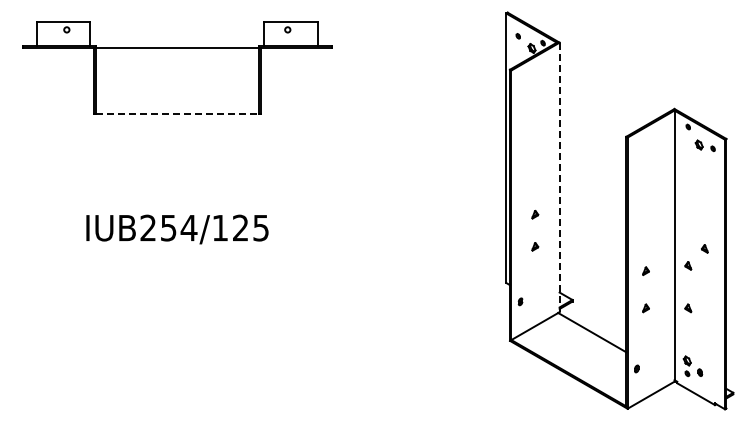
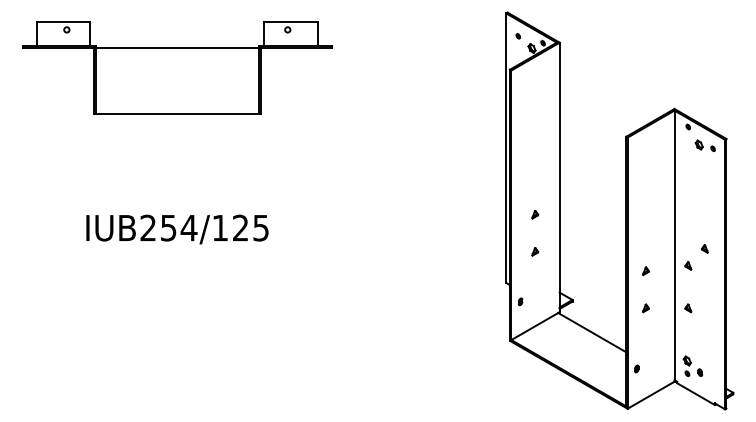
line: dashed -> solid (177, 114)
line: dashed -> solid (559, 177)
part position: (535, 246) -> (535, 251) (535, 251)
